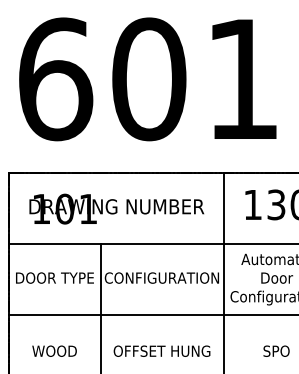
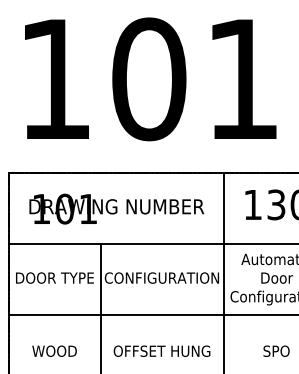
text: 601 -> 101 (56, 79)
